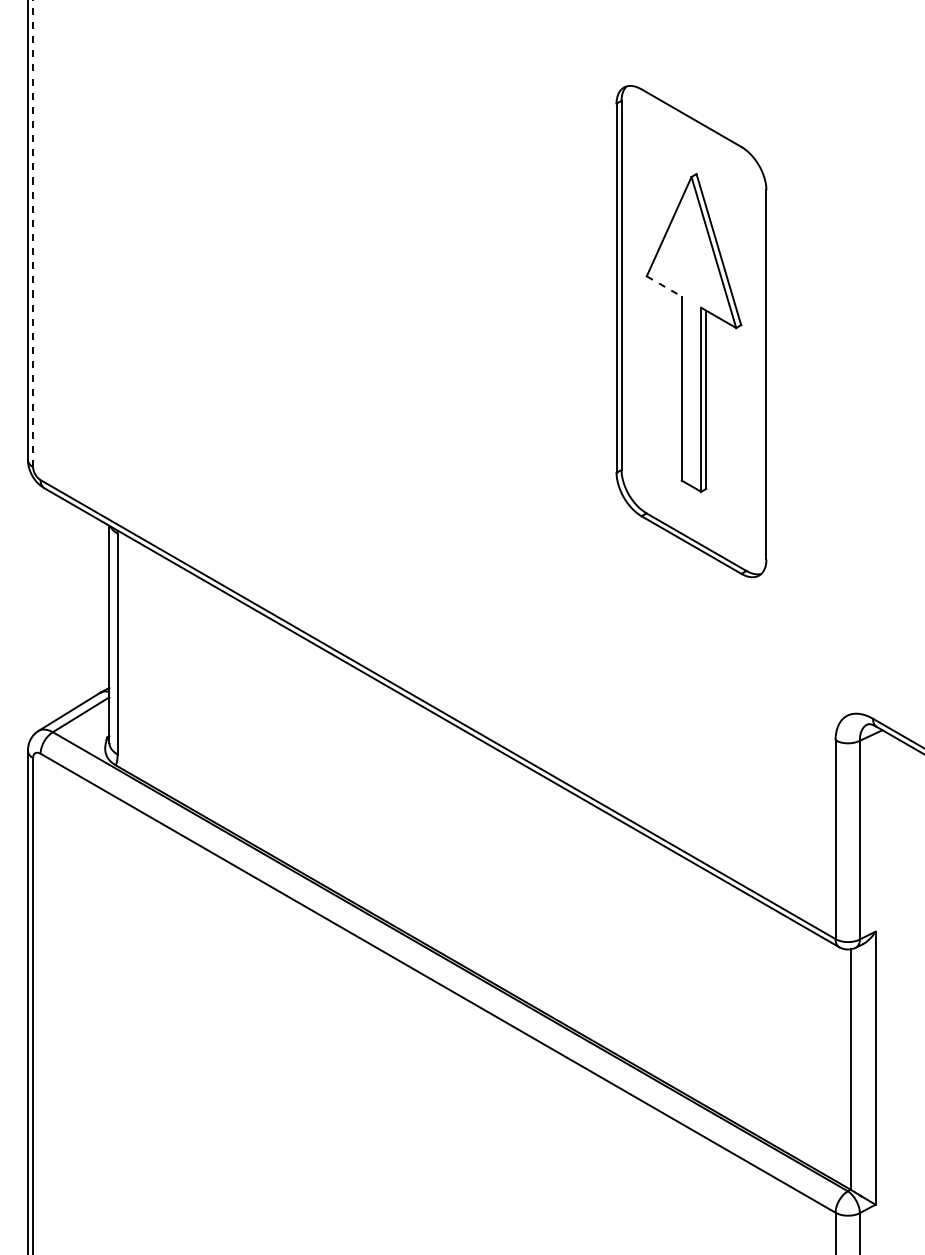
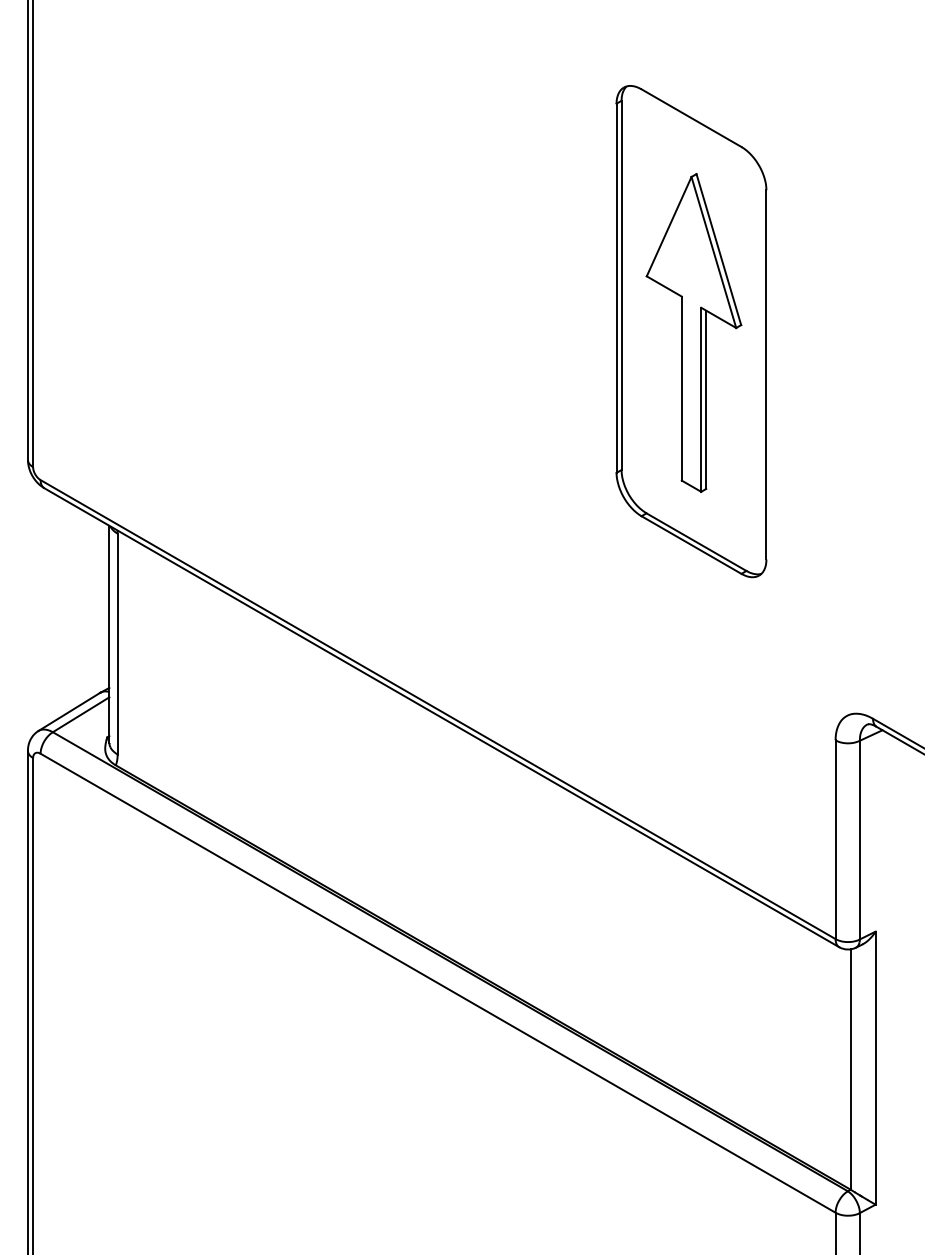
line: dashed -> solid (33, 233)
line: dashed -> solid (664, 286)
